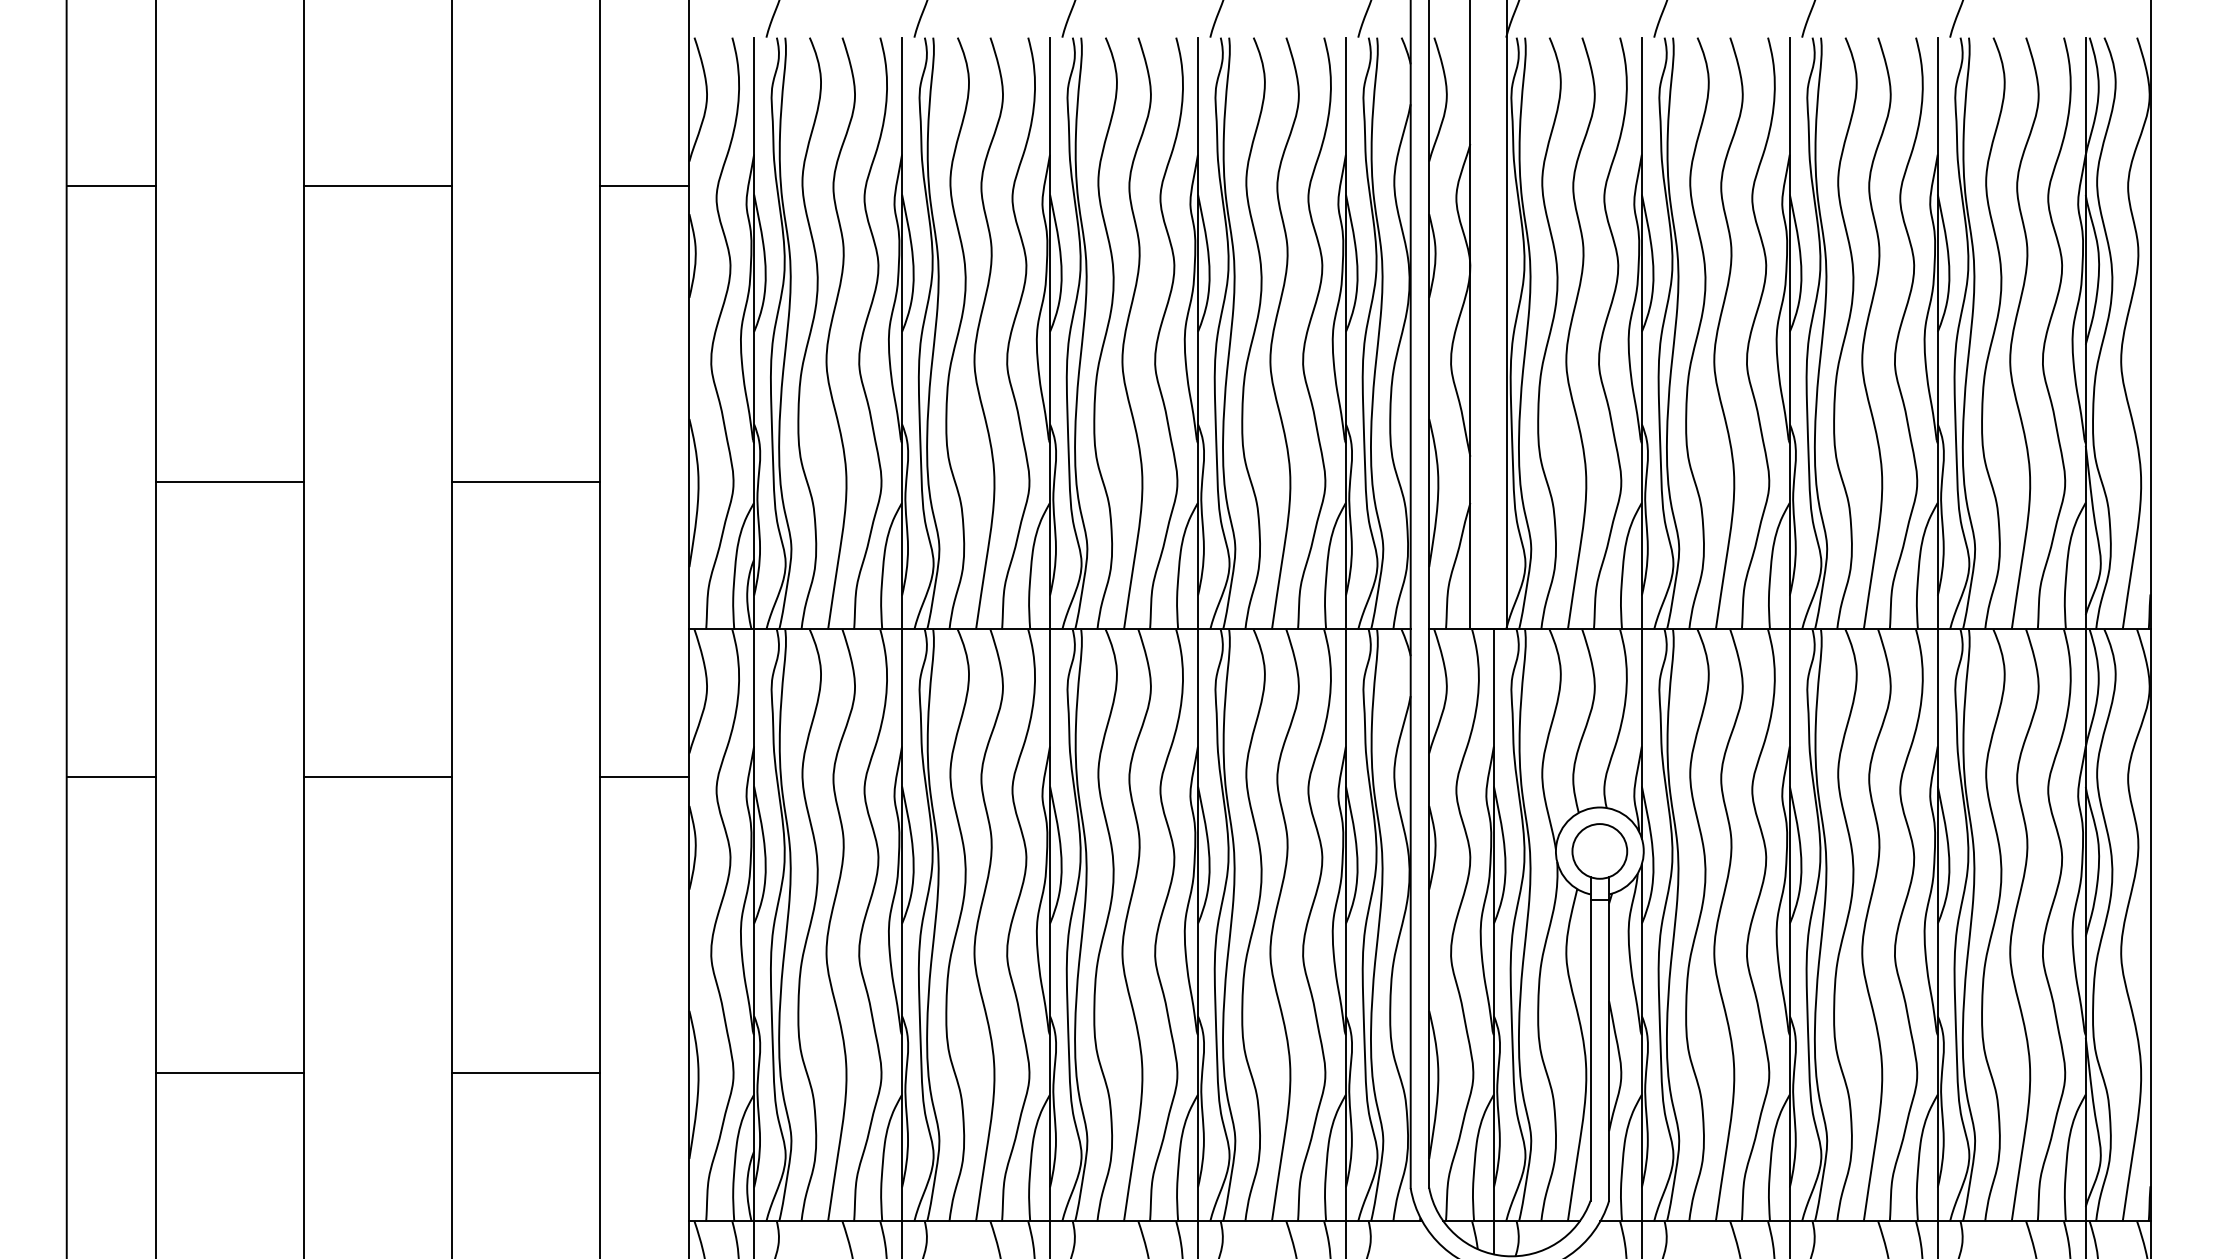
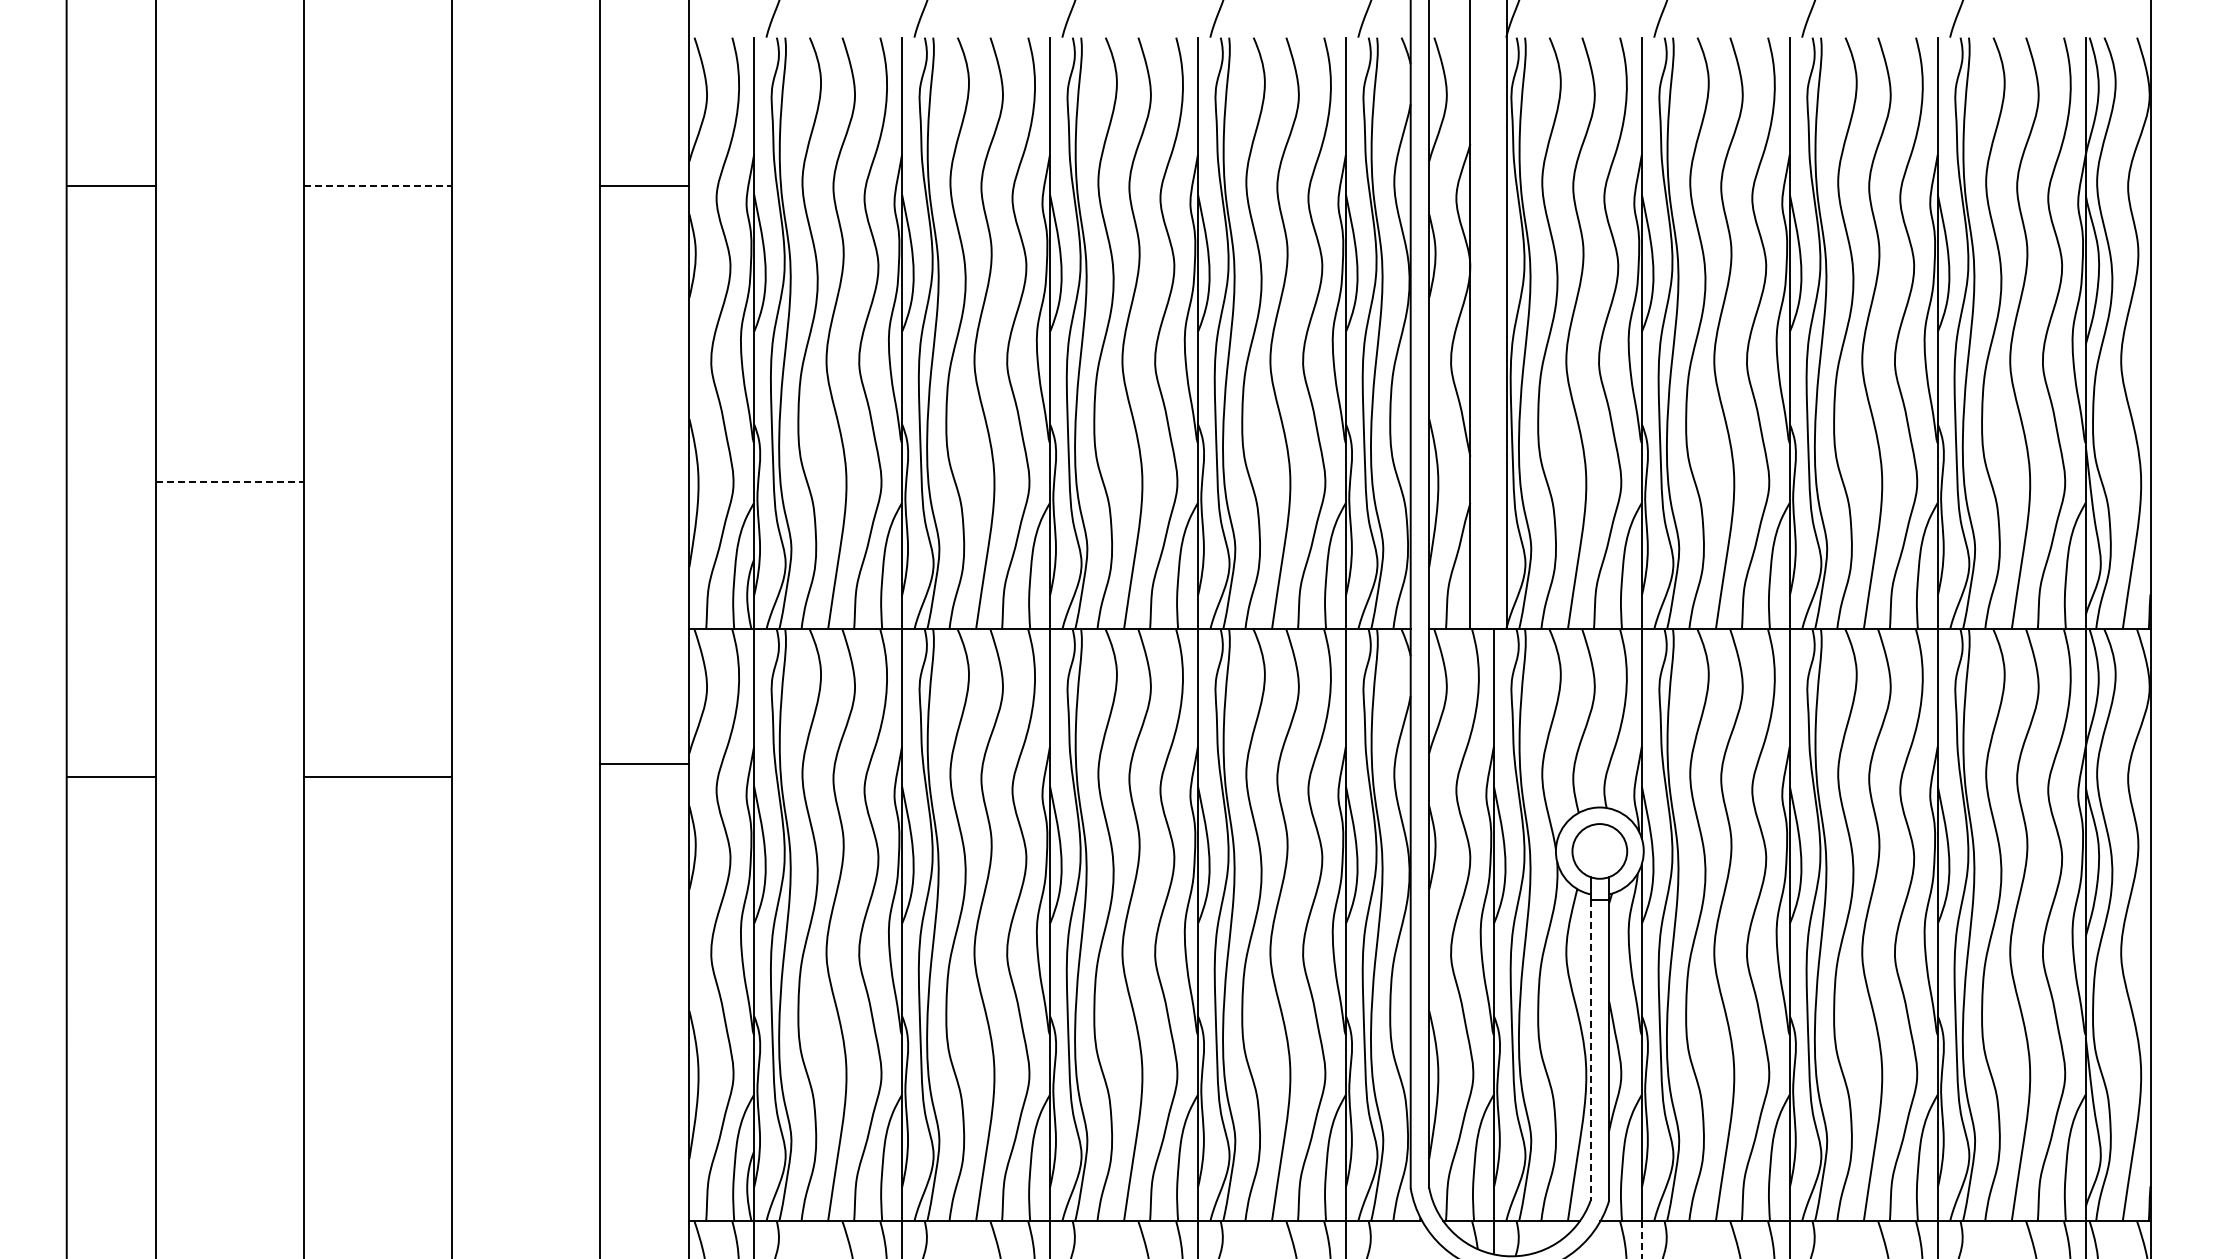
line: solid -> dashed (377, 185)
line: solid -> dashed (229, 481)
line: present -> none (525, 481)
line position: (644, 777) -> (644, 764) (644, 764)
line: solid -> dashed (1590, 1050)
line: present -> none (229, 1073)
line: present -> none (525, 1073)
line: solid -> dashed (1641, 1240)
